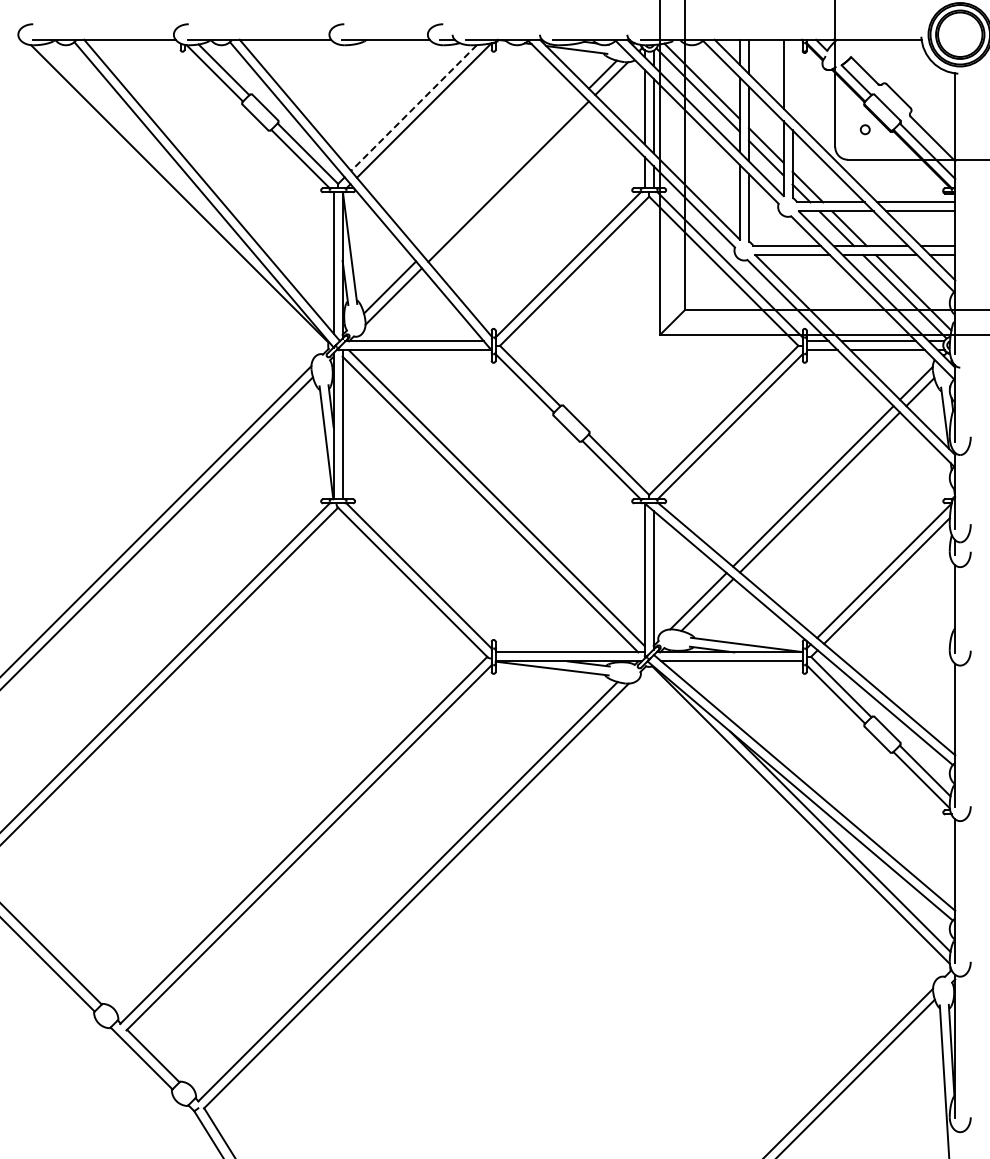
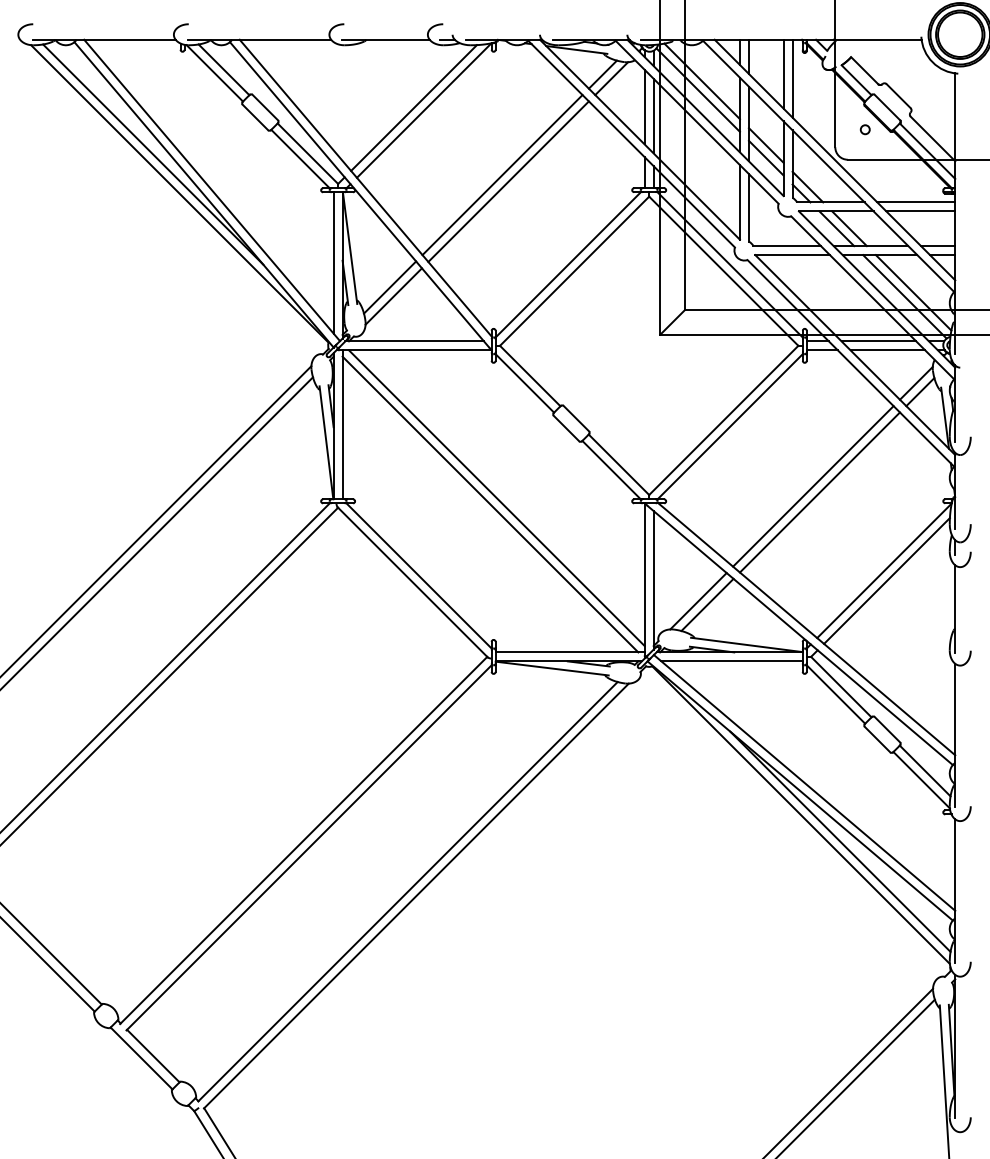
line: none -> present (792, 78)
line: dashed -> solid (414, 108)
line: none -> present (153, 154)
line: none -> present (502, 175)
